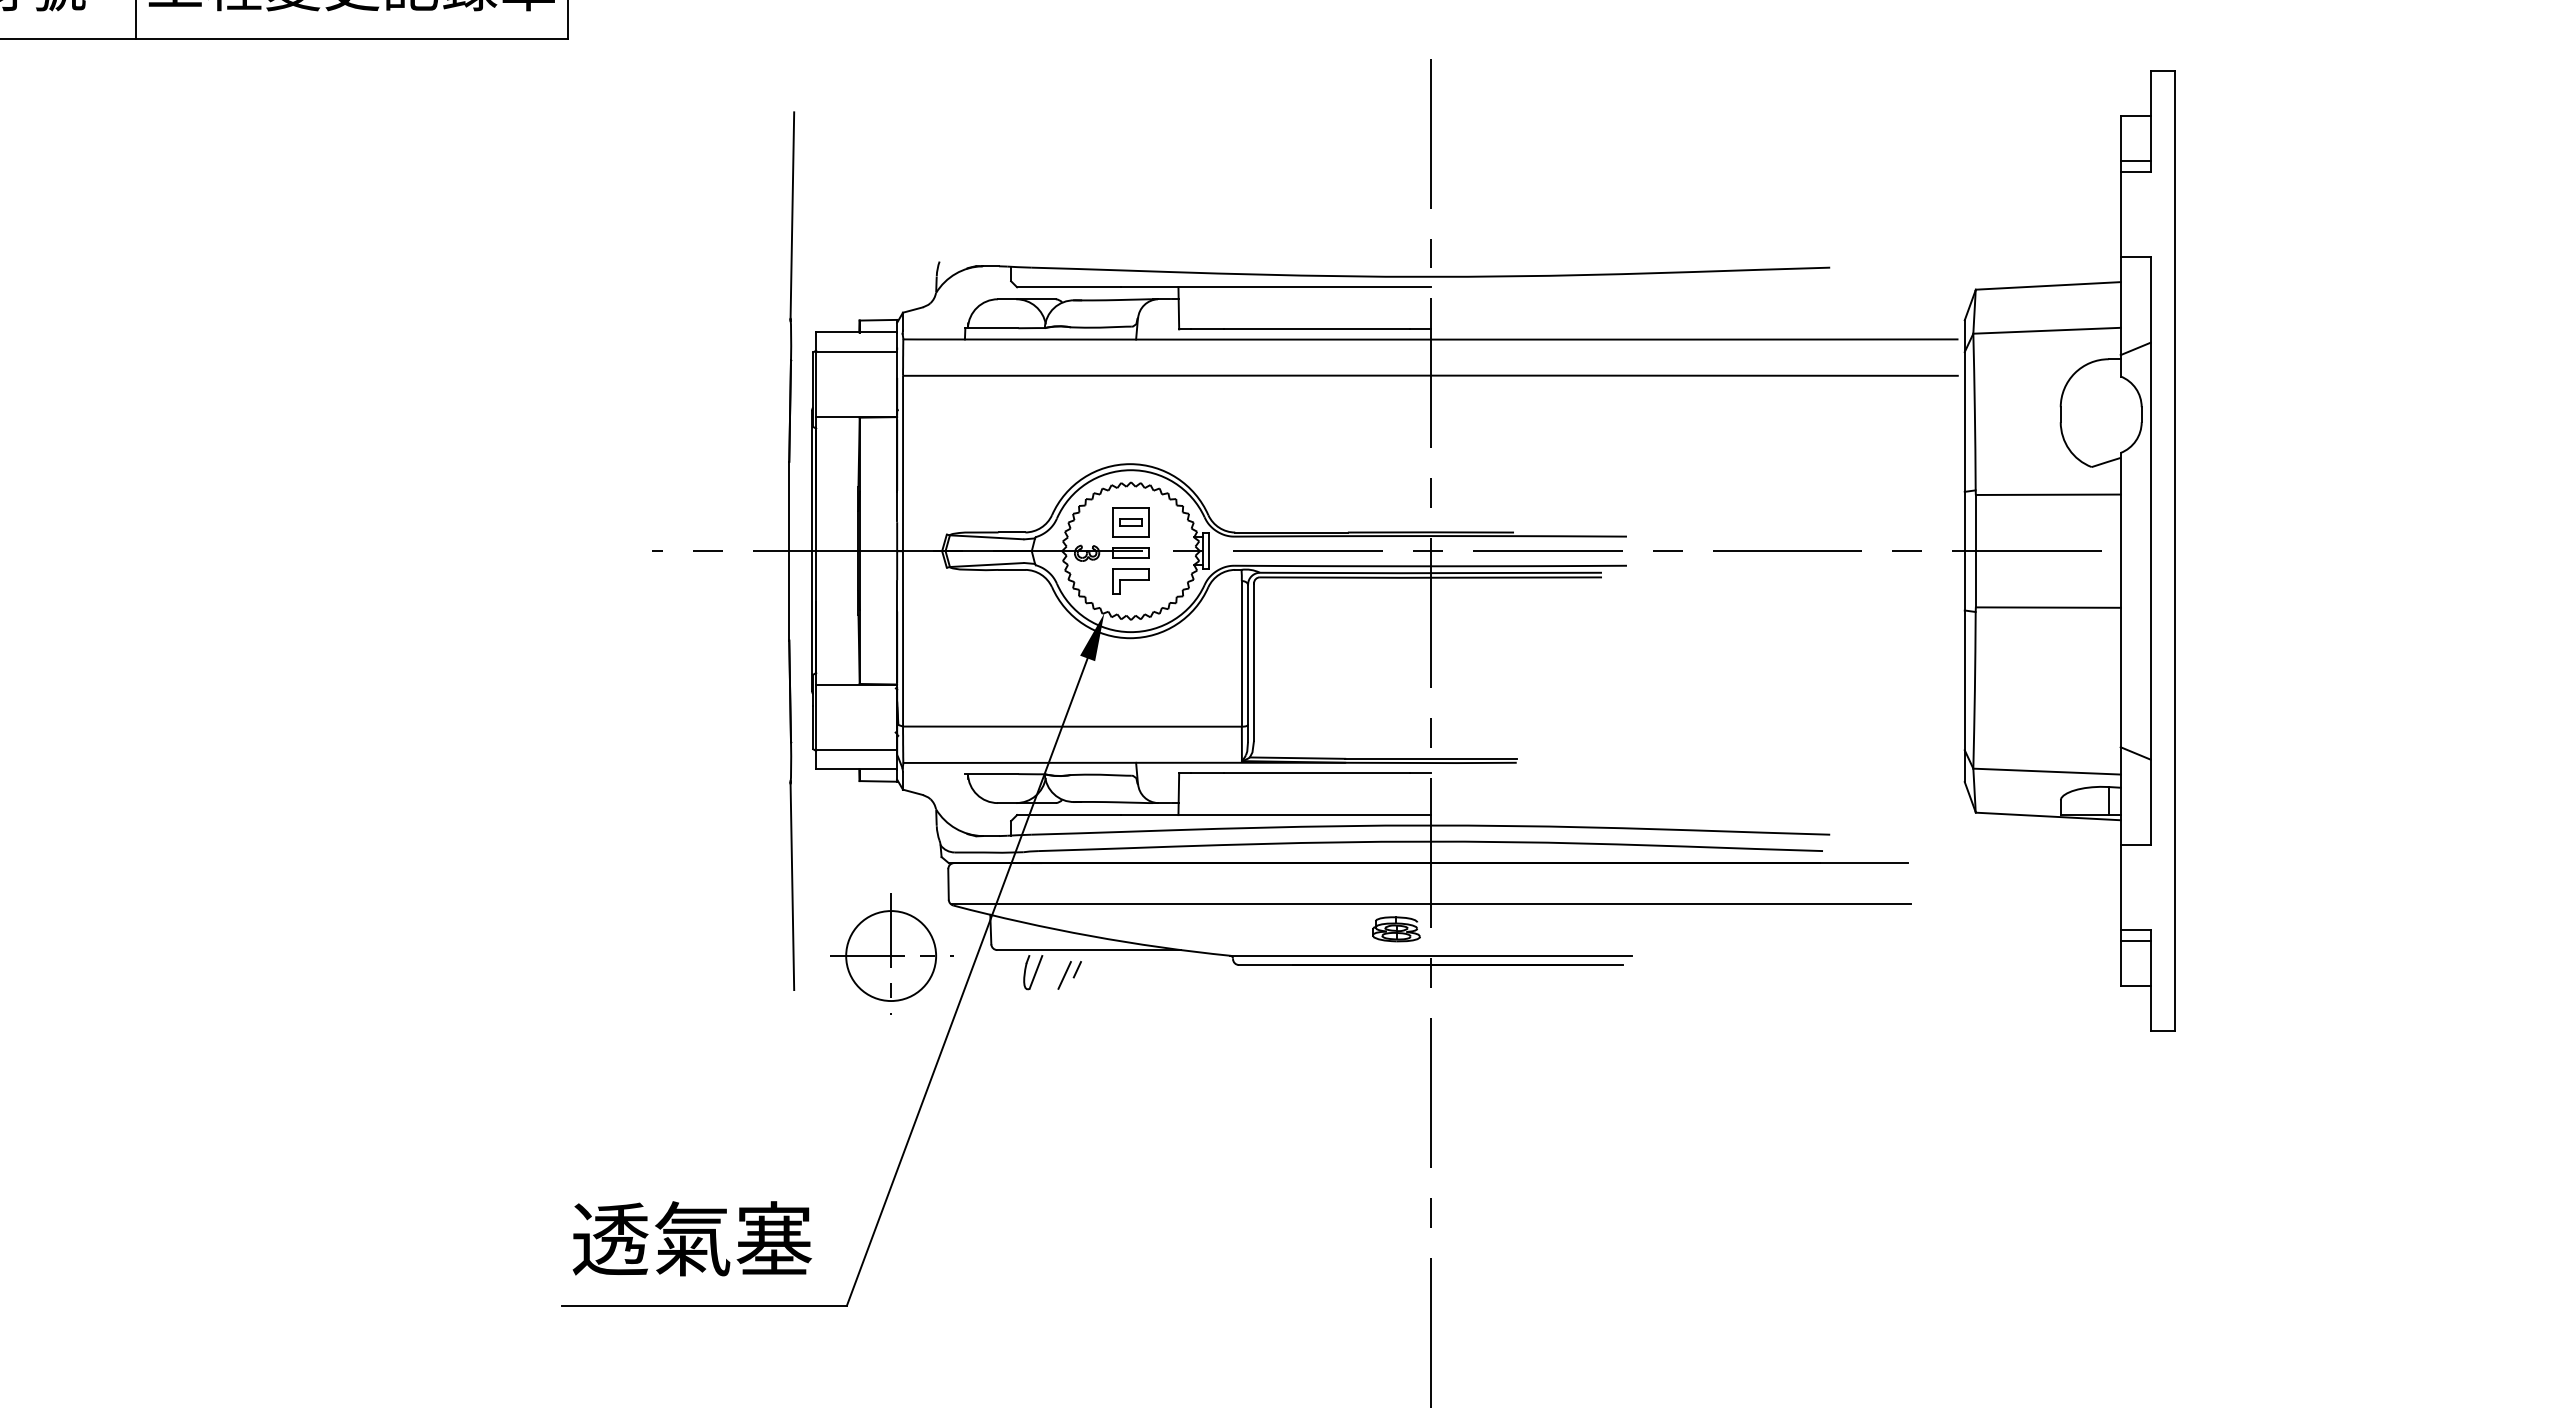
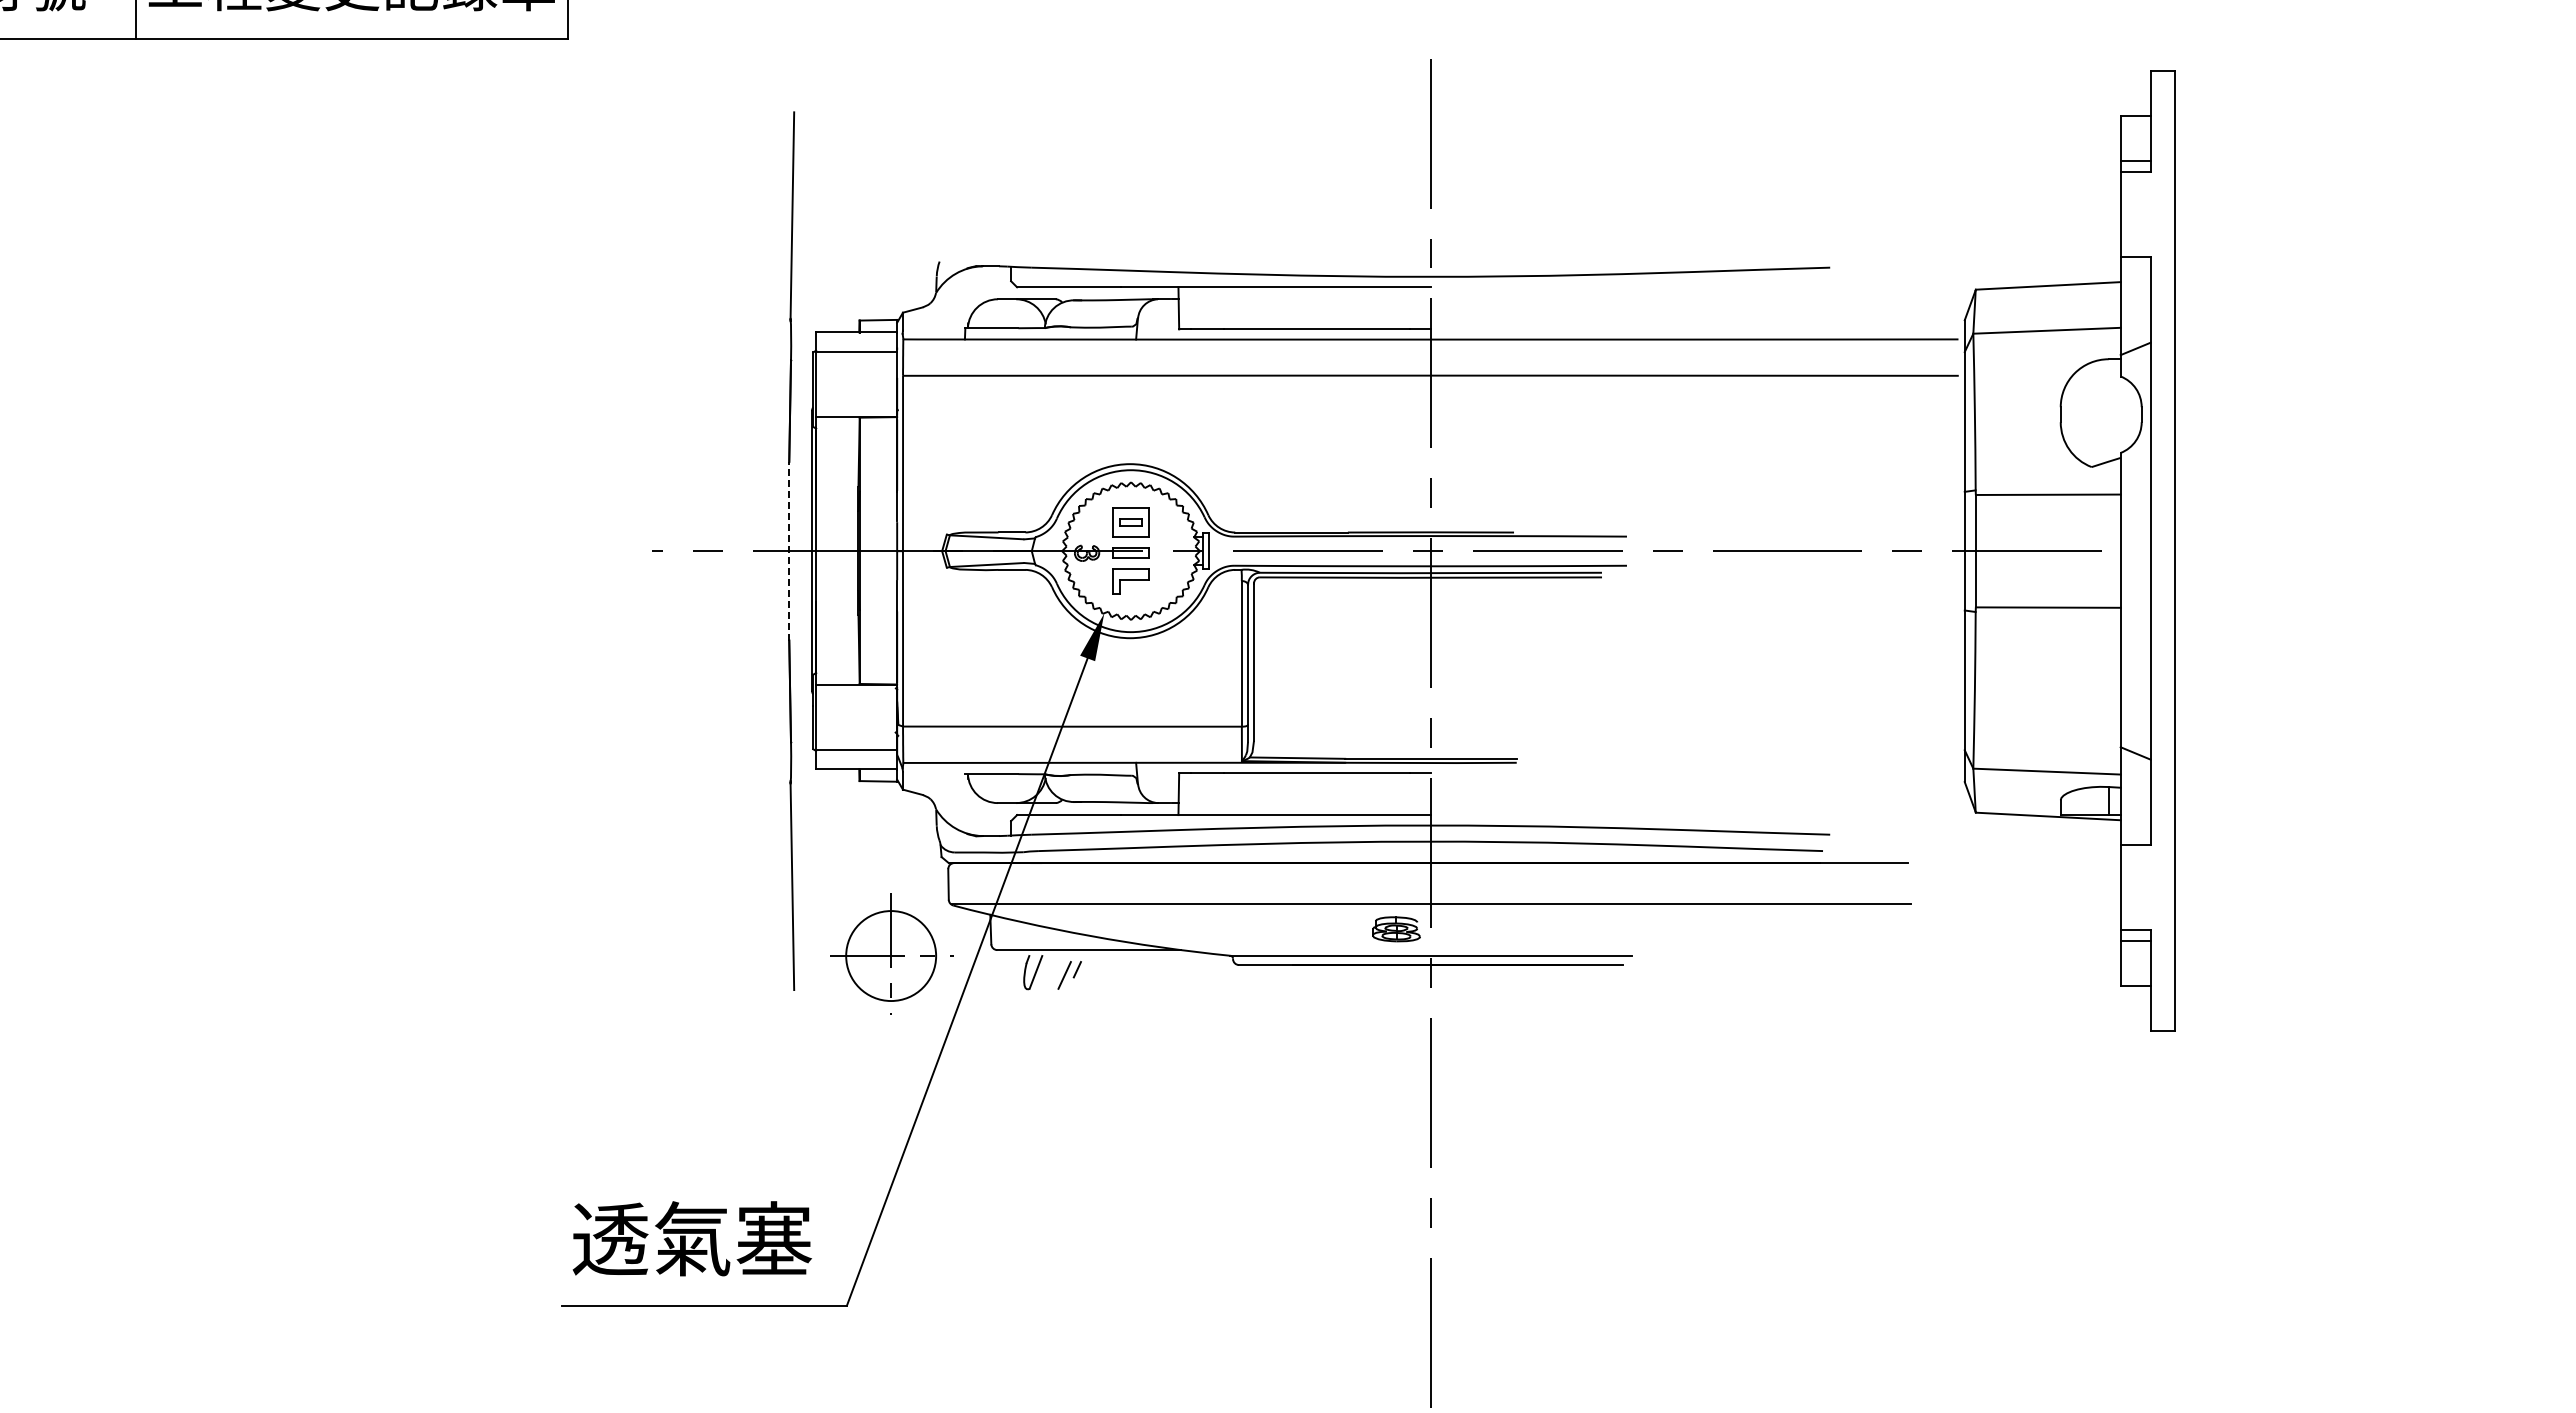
line: solid -> dashed (789, 550)
